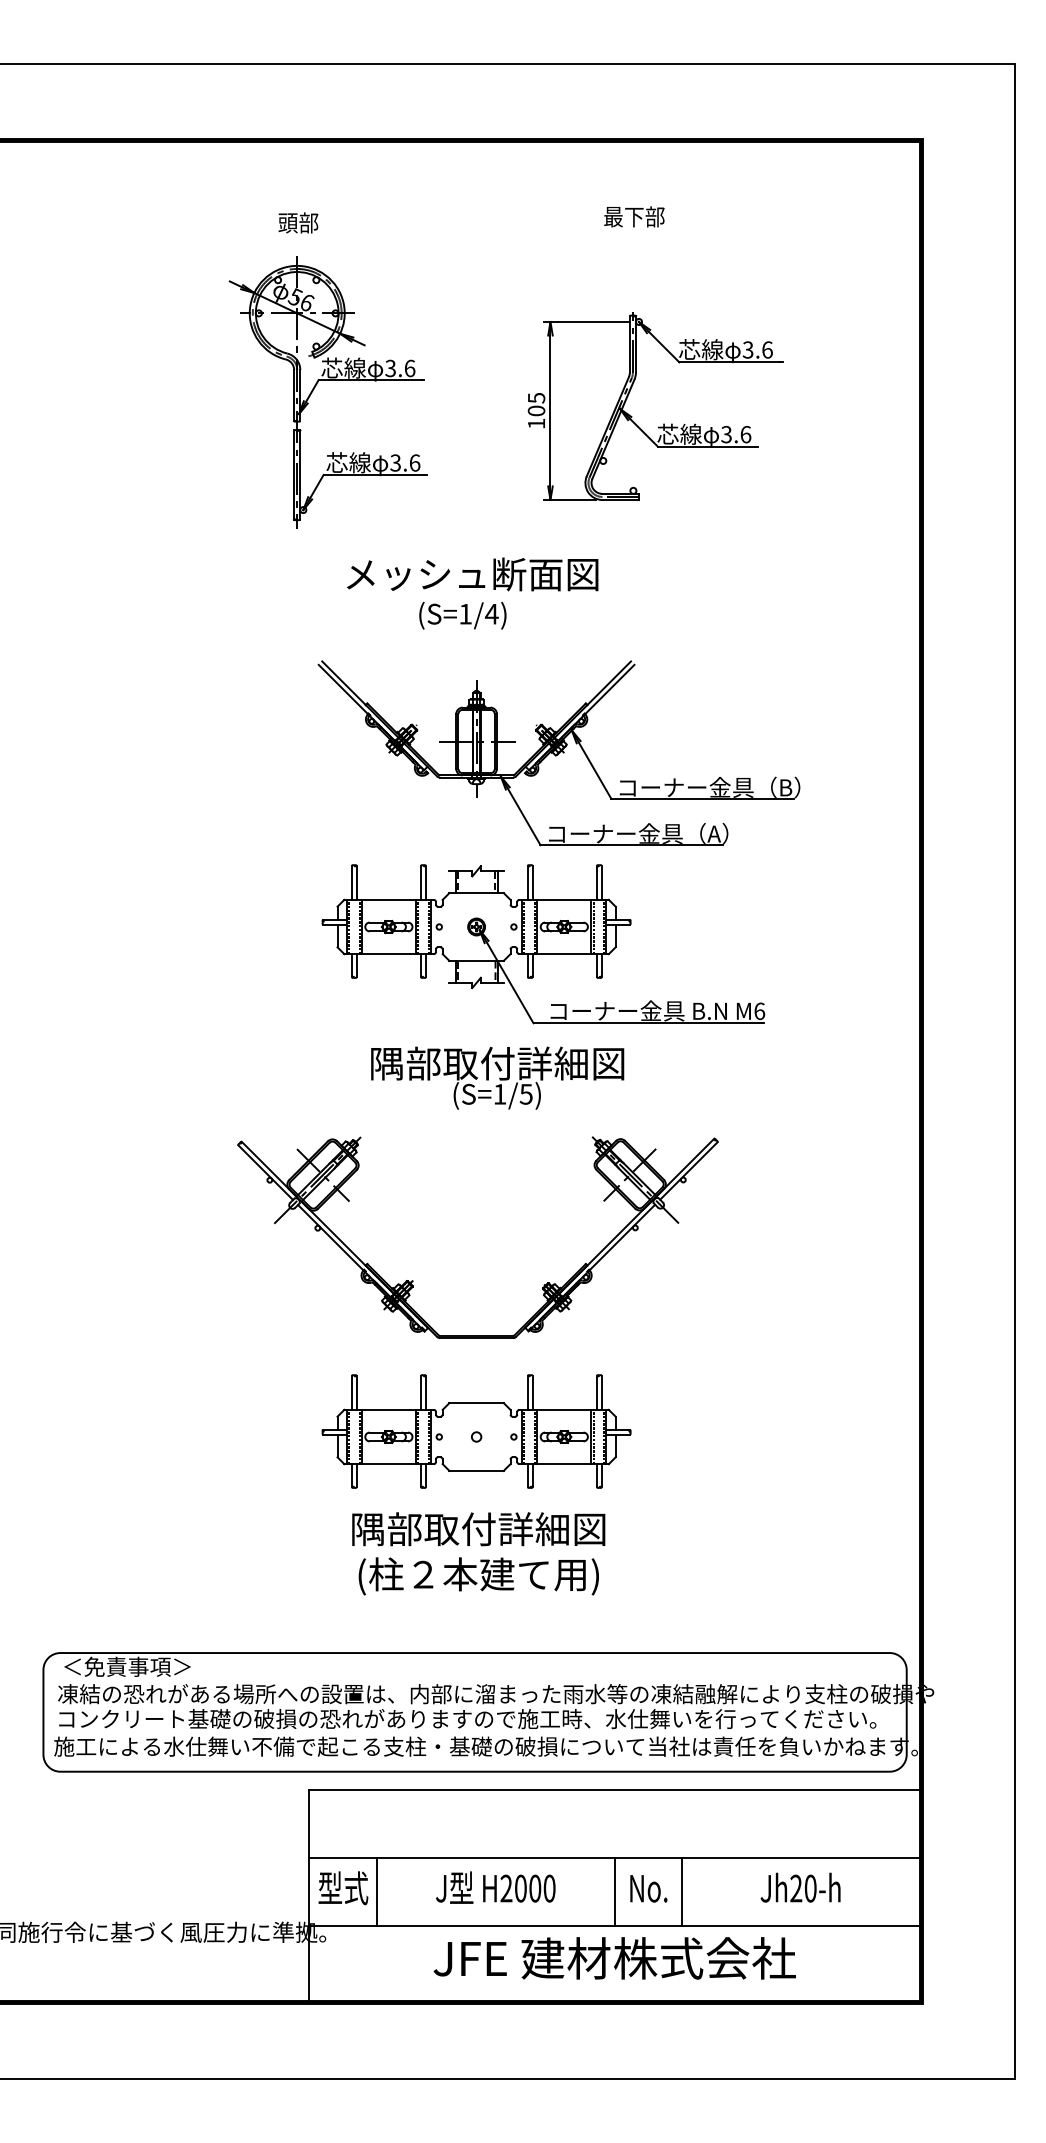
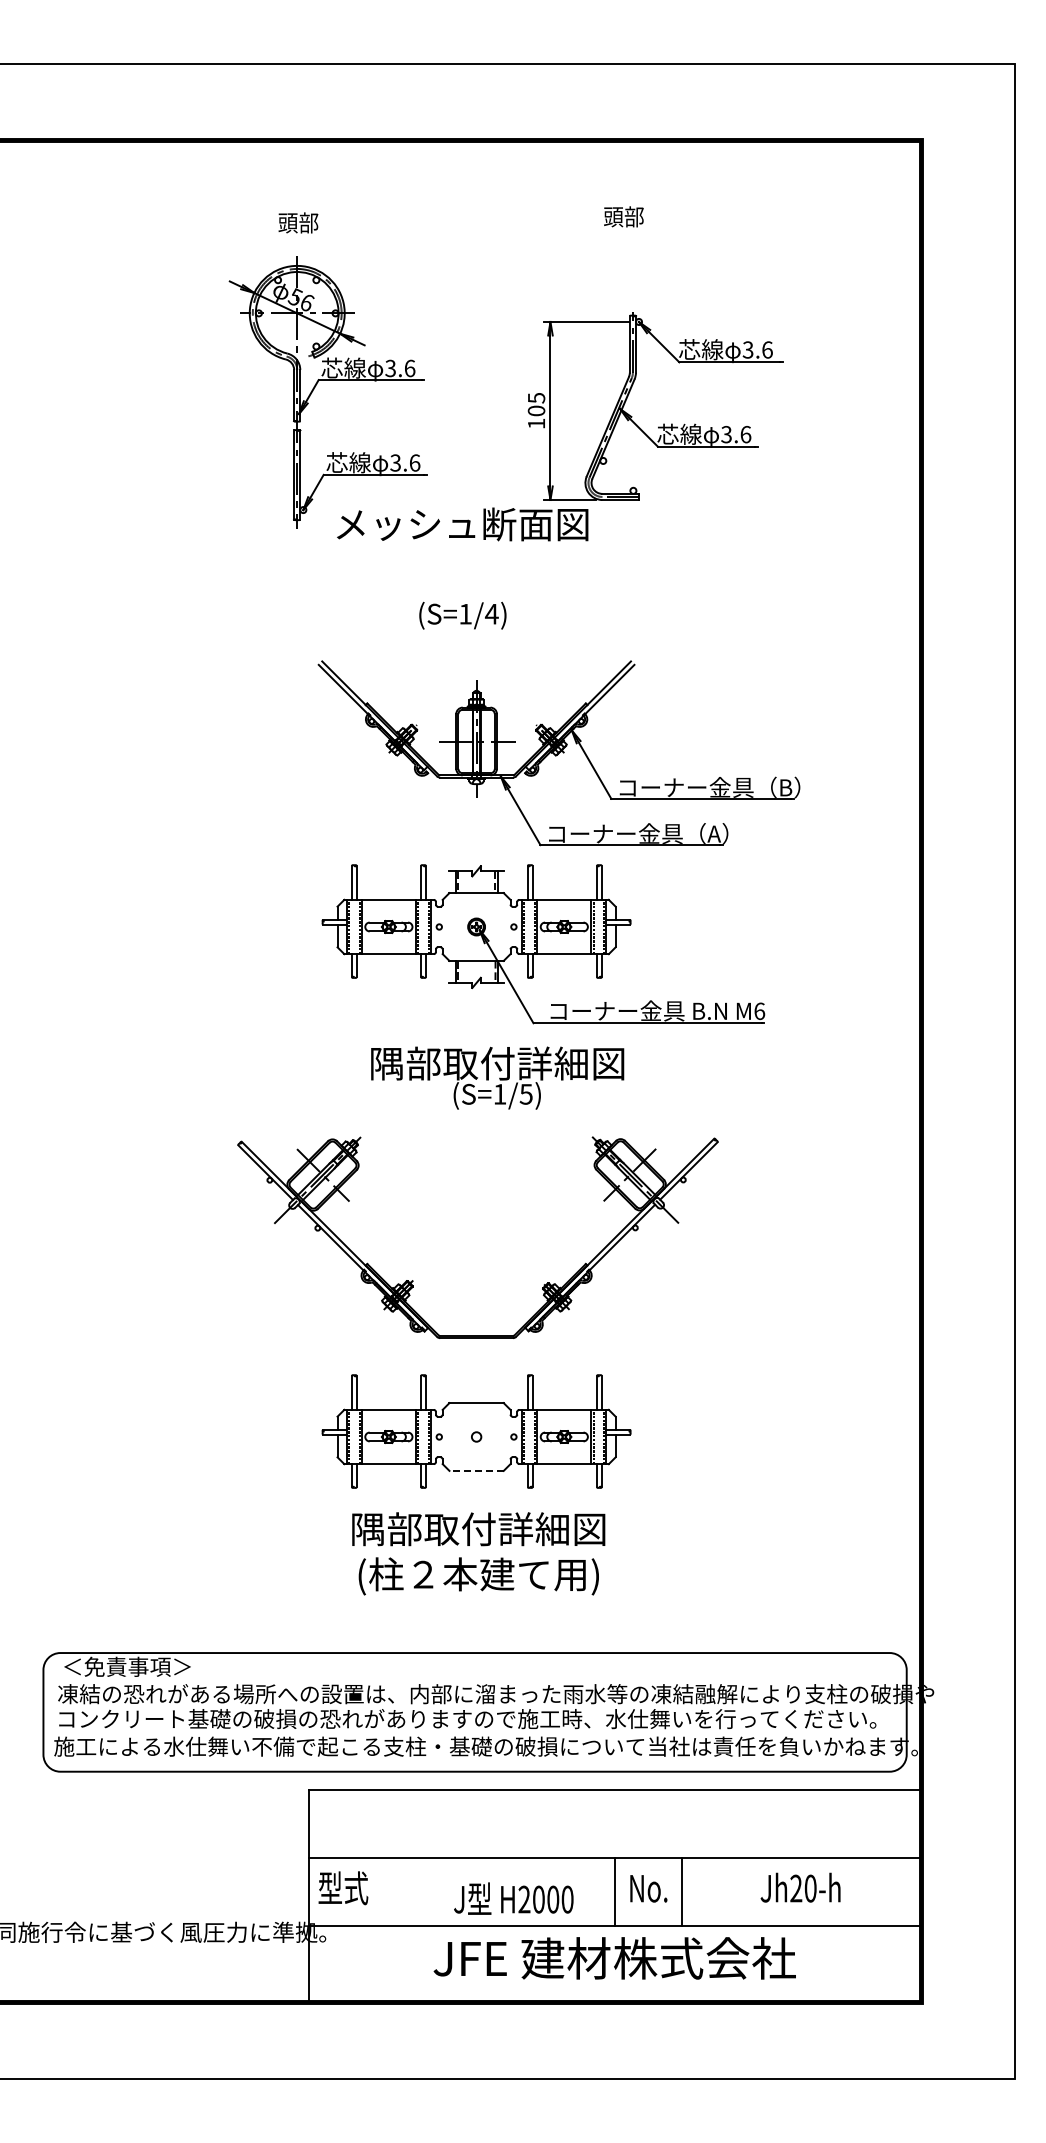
text: 最下部 -> 頭部 (634, 216)
text position: (472, 574) -> (462, 524) (462, 524)
line: solid -> dashed (476, 1470)
text position: (495, 1887) -> (513, 1898) (513, 1898)
line: present -> none (377, 1892)
